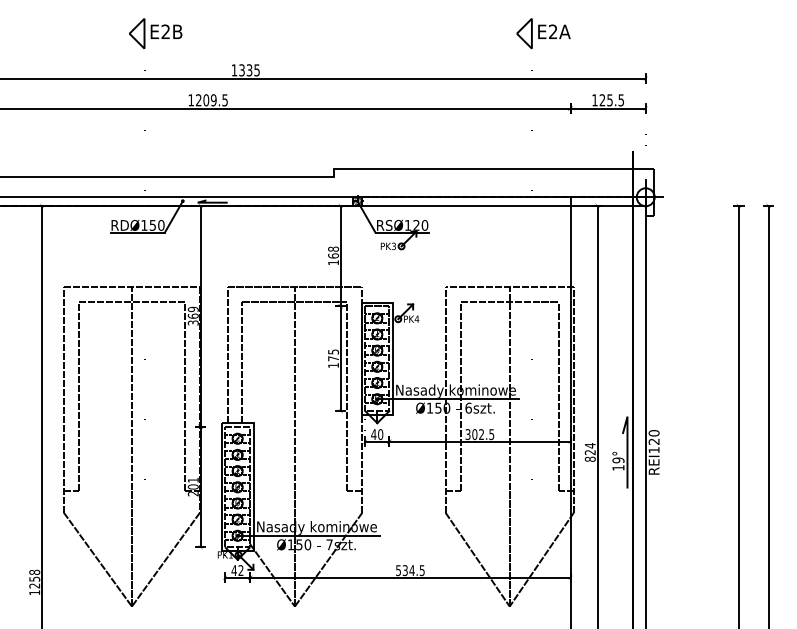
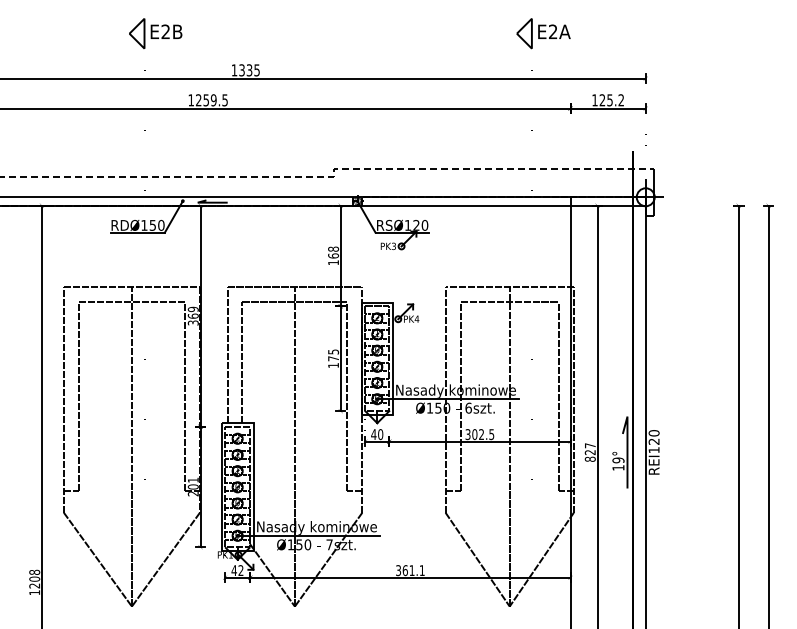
text: 1209.5 -> 1259.5 (206, 100)
text: 125.5 -> 125.2 (620, 100)
line: solid -> dashed (333, 176)
text: 824 -> 827 (590, 445)
text: 534.5 -> 361.1 (410, 570)
text: 1258 -> 1208 (34, 578)
